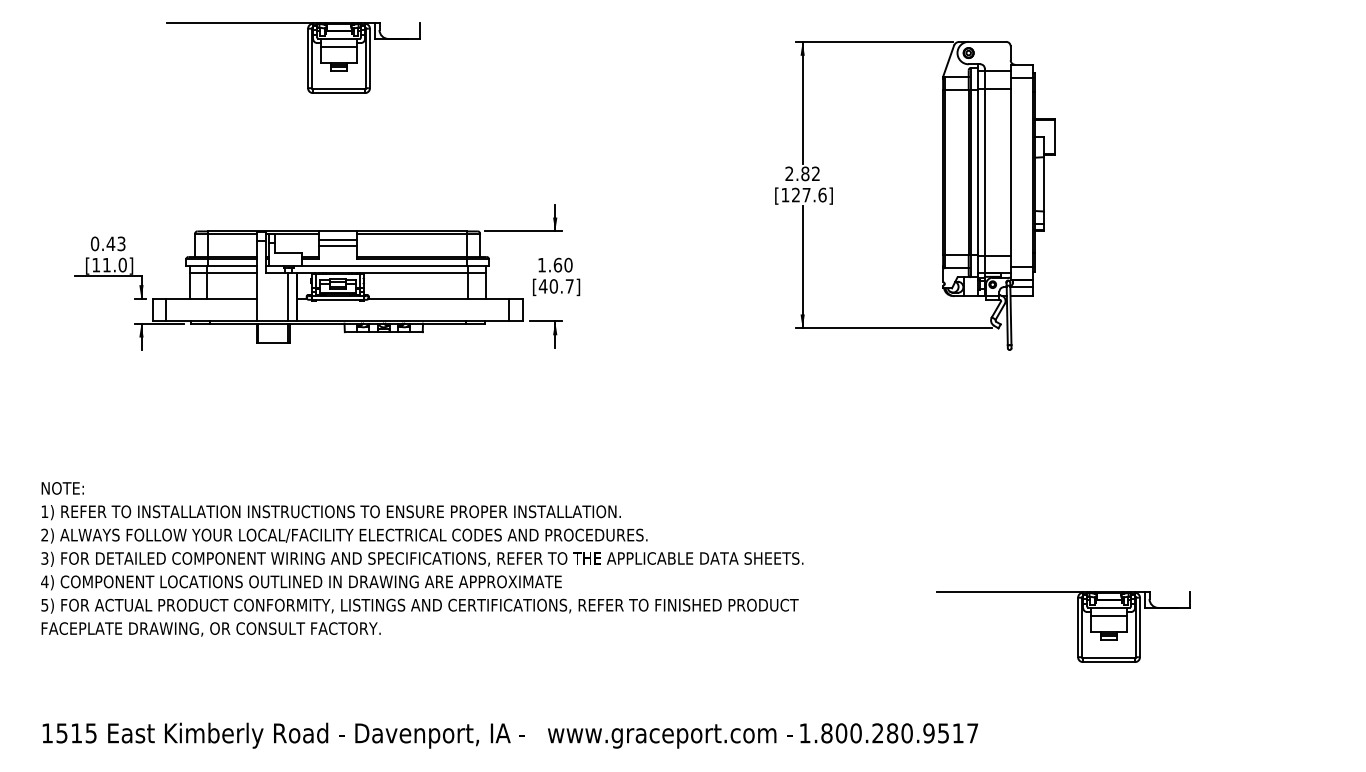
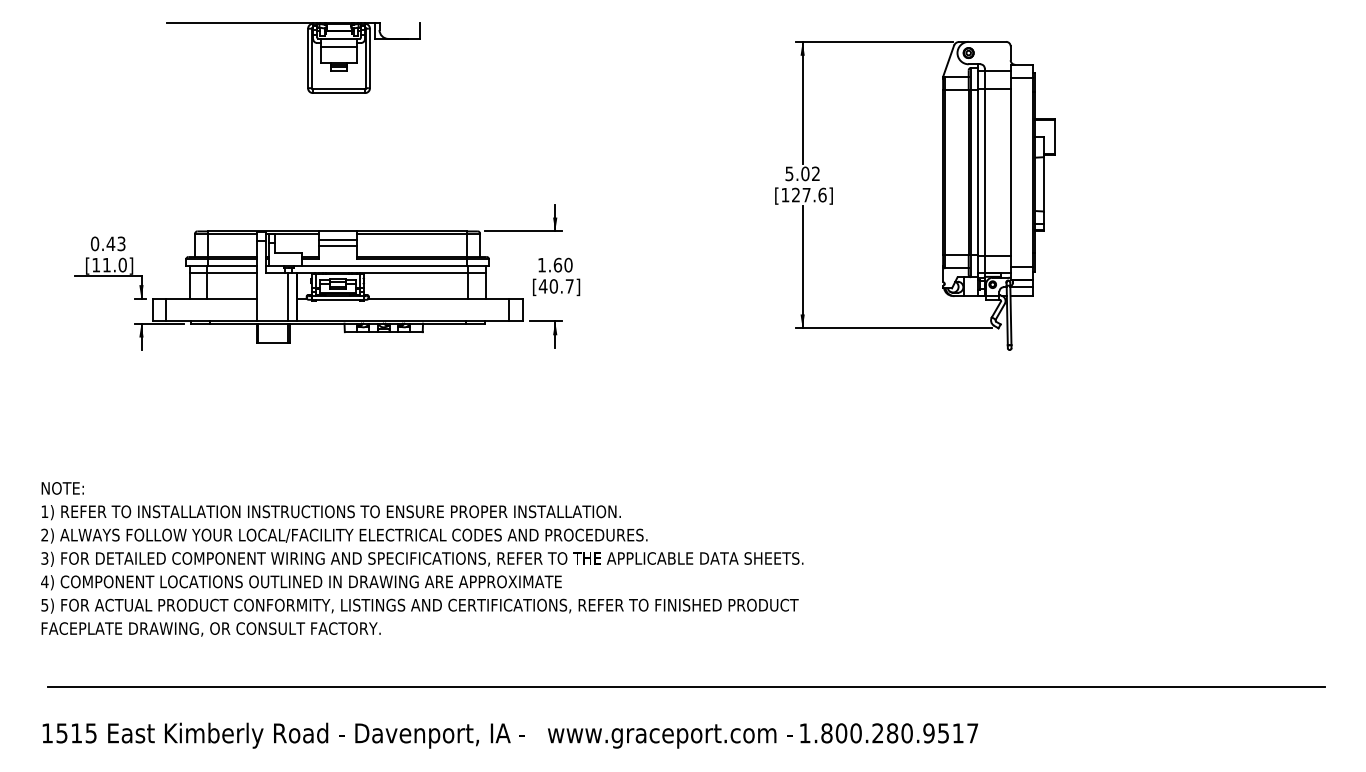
text: 2.82 -> 5.02 (797, 173)
part: present -> none (1077, 626)
line: none -> present (686, 687)
